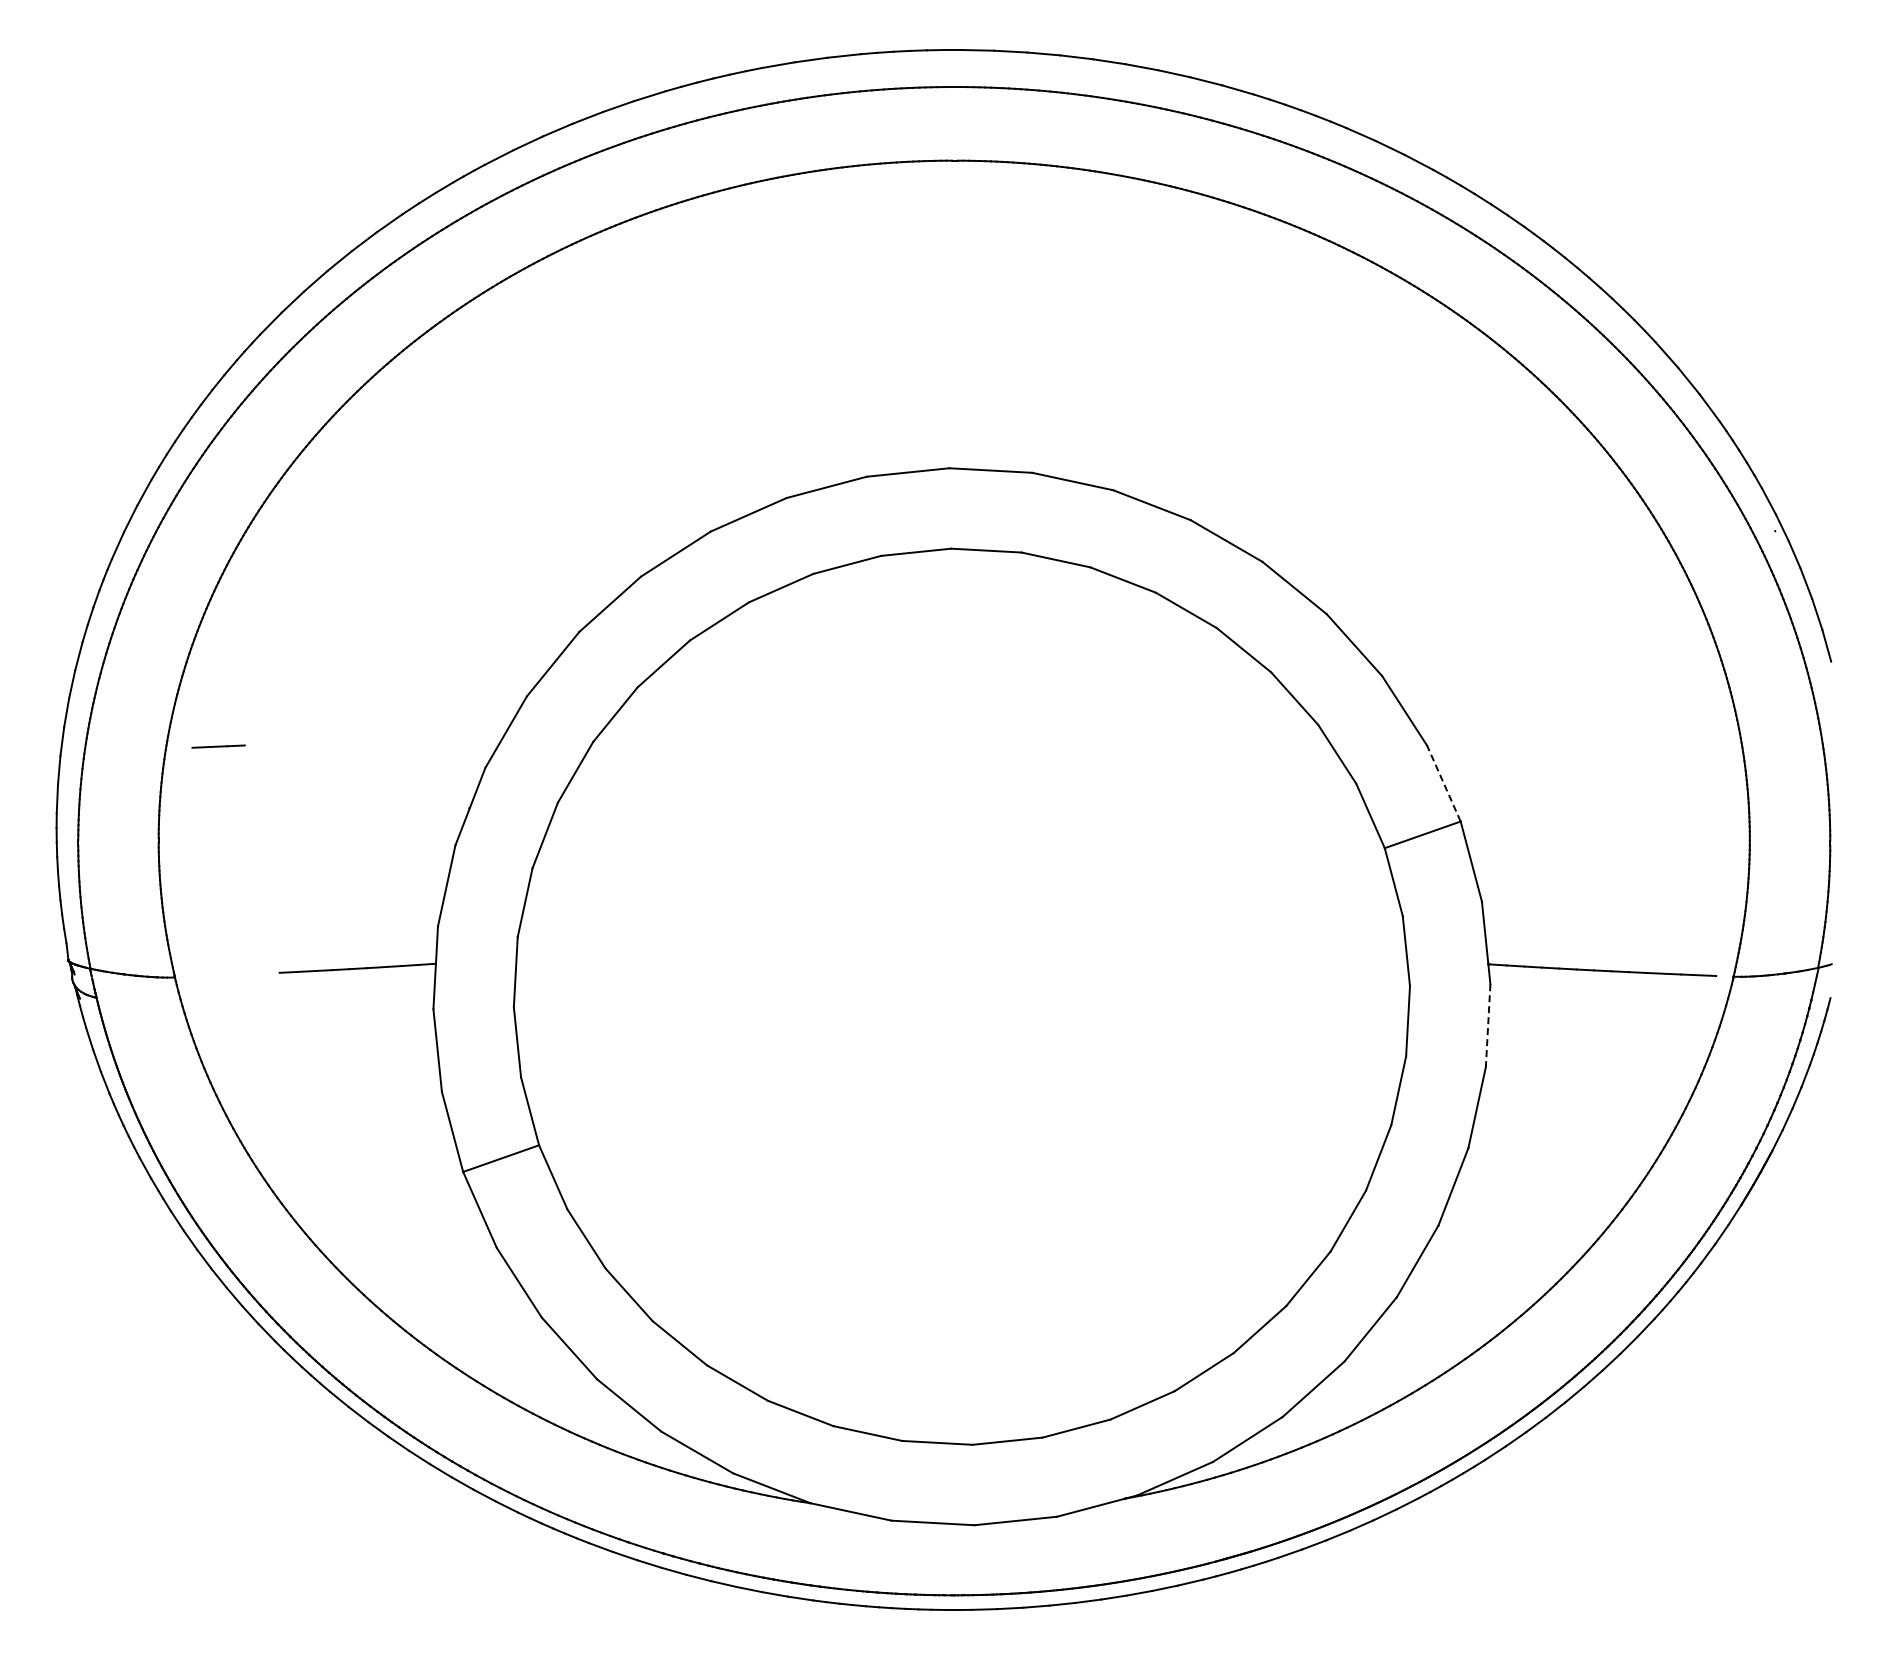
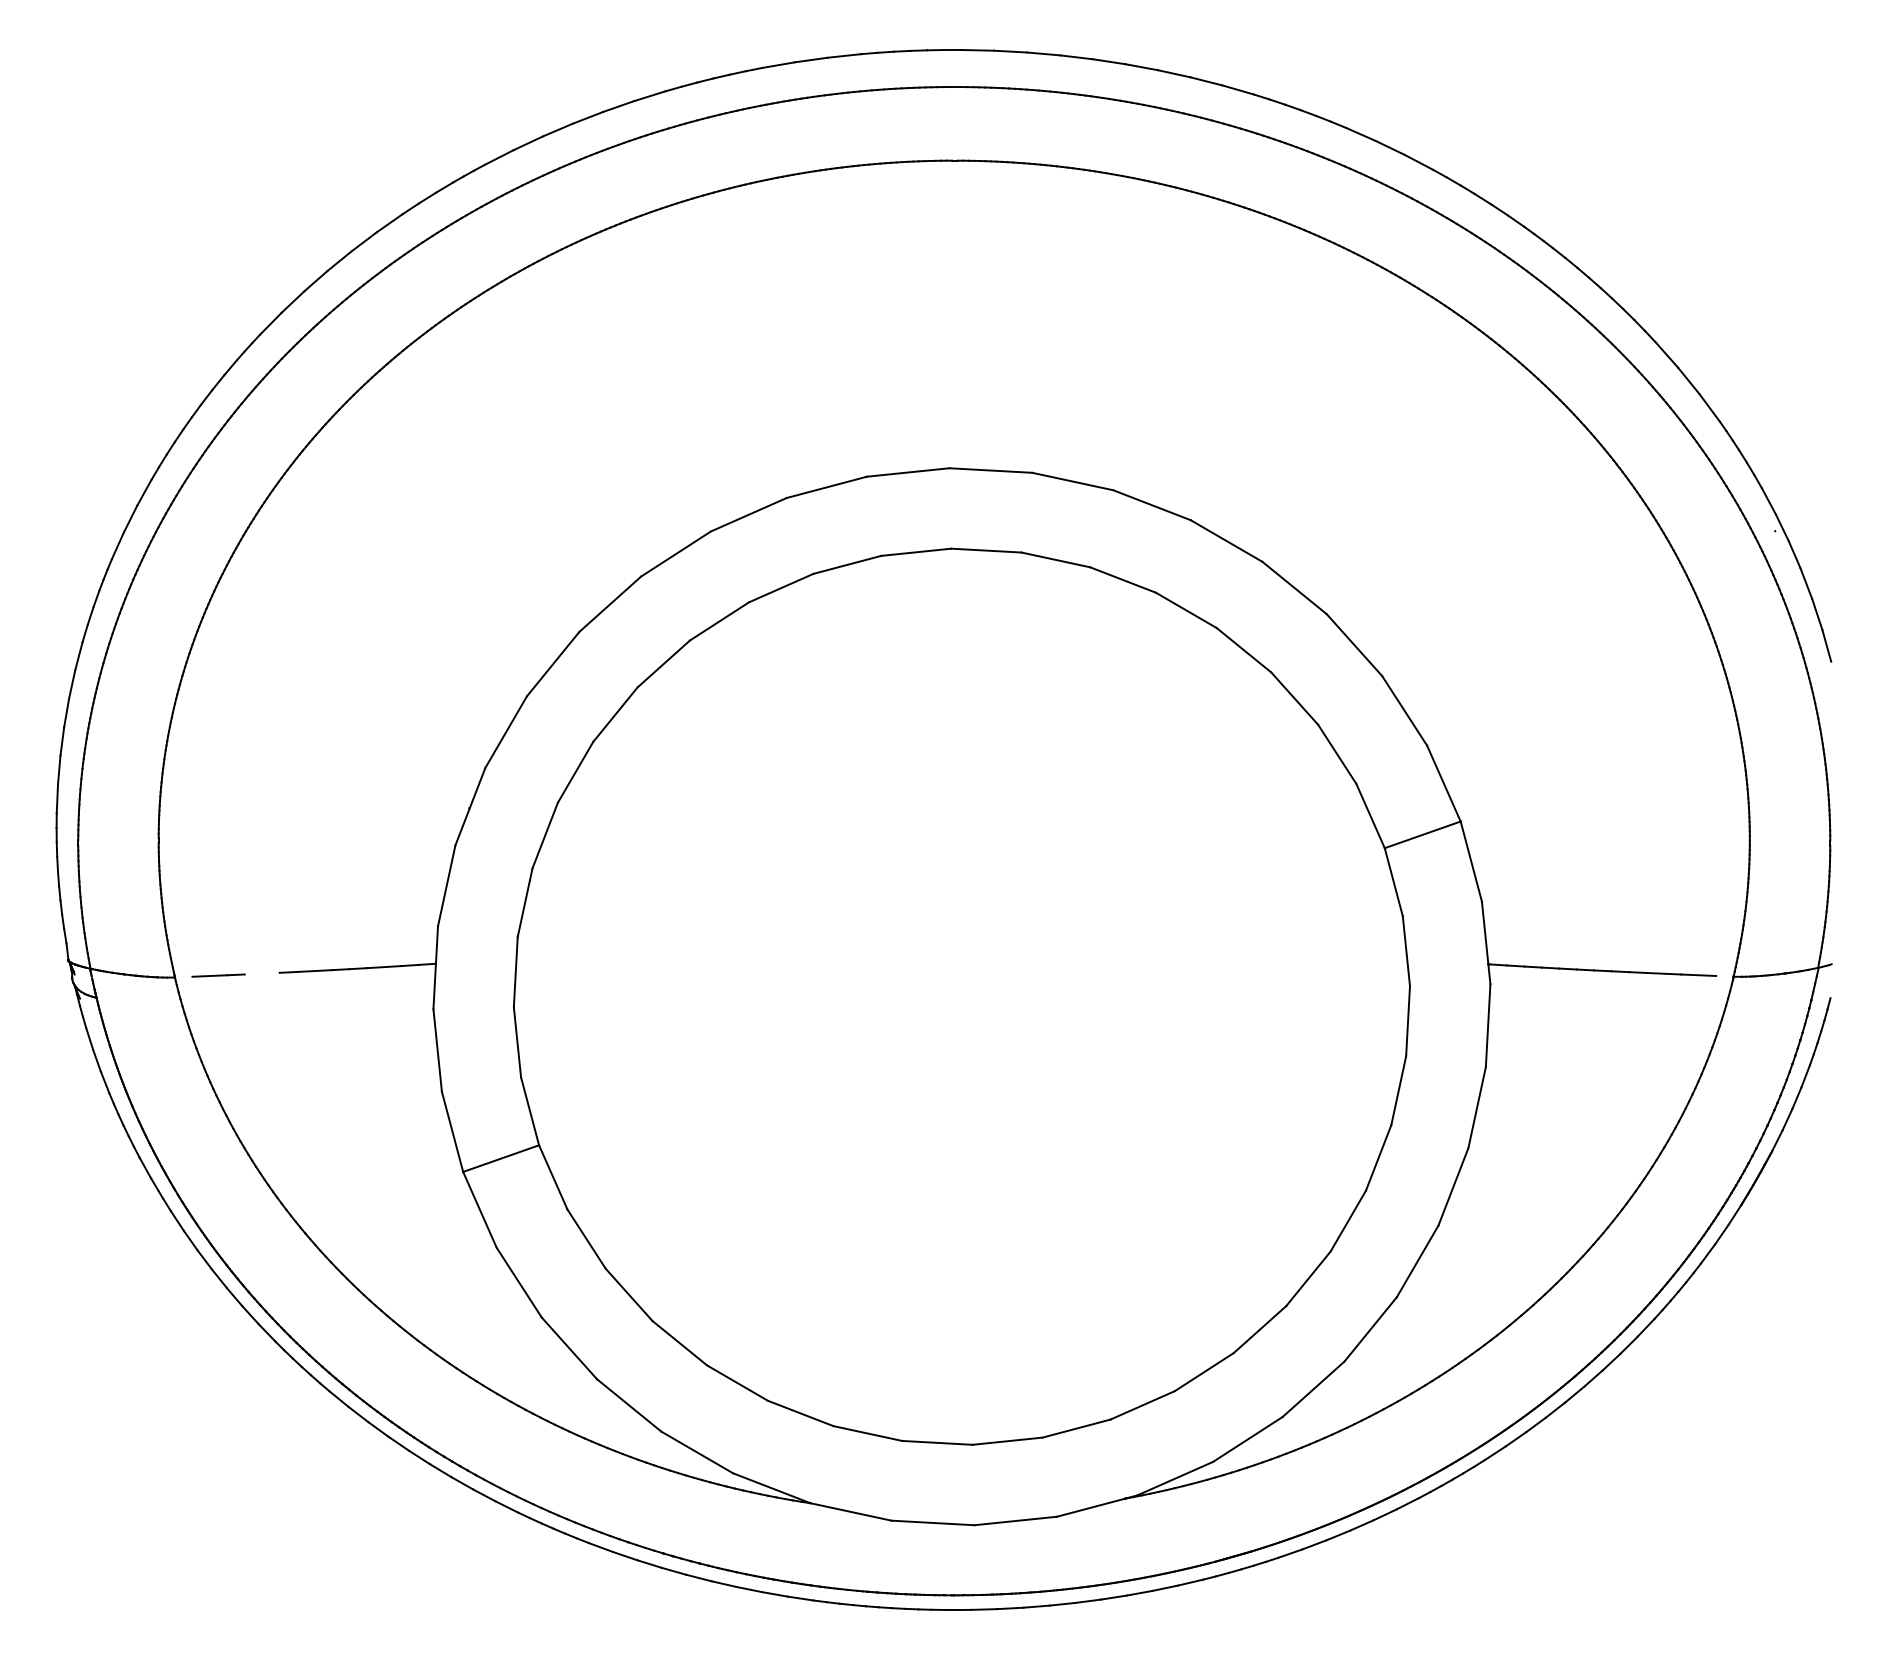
line position: (218, 746) -> (218, 975) (218, 975)
line: dashed -> solid (1443, 783)
line: dashed -> solid (1488, 1026)
